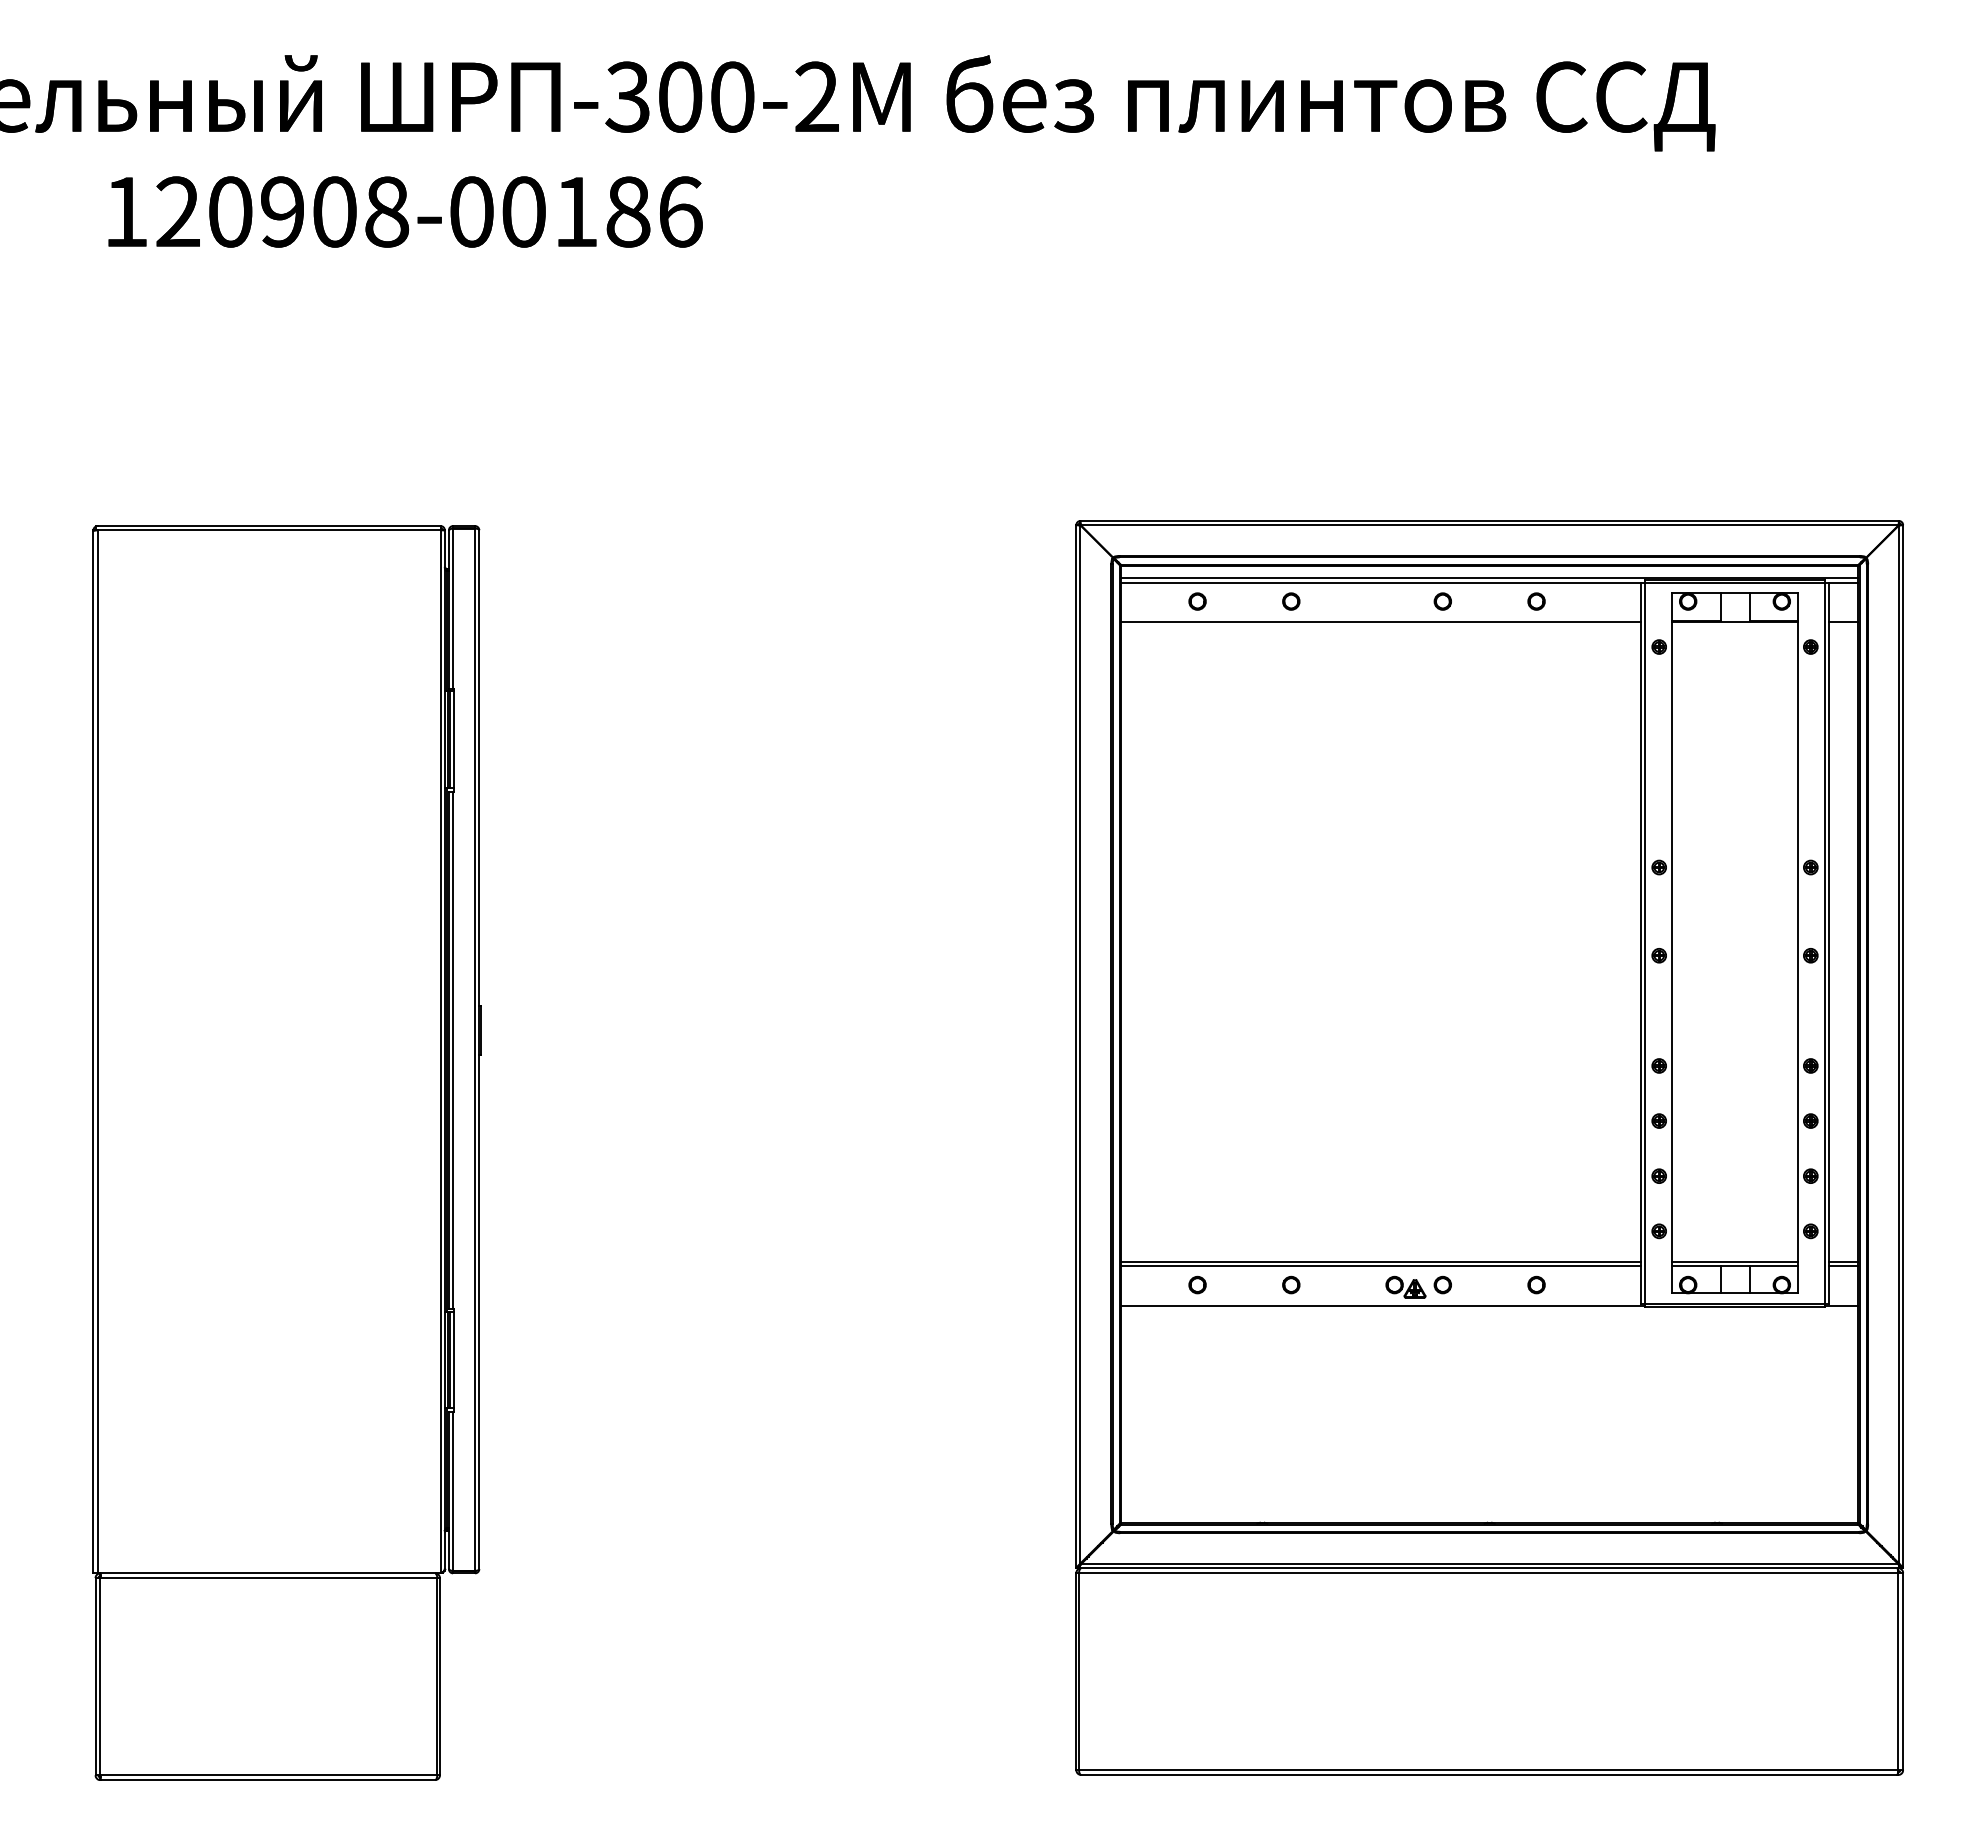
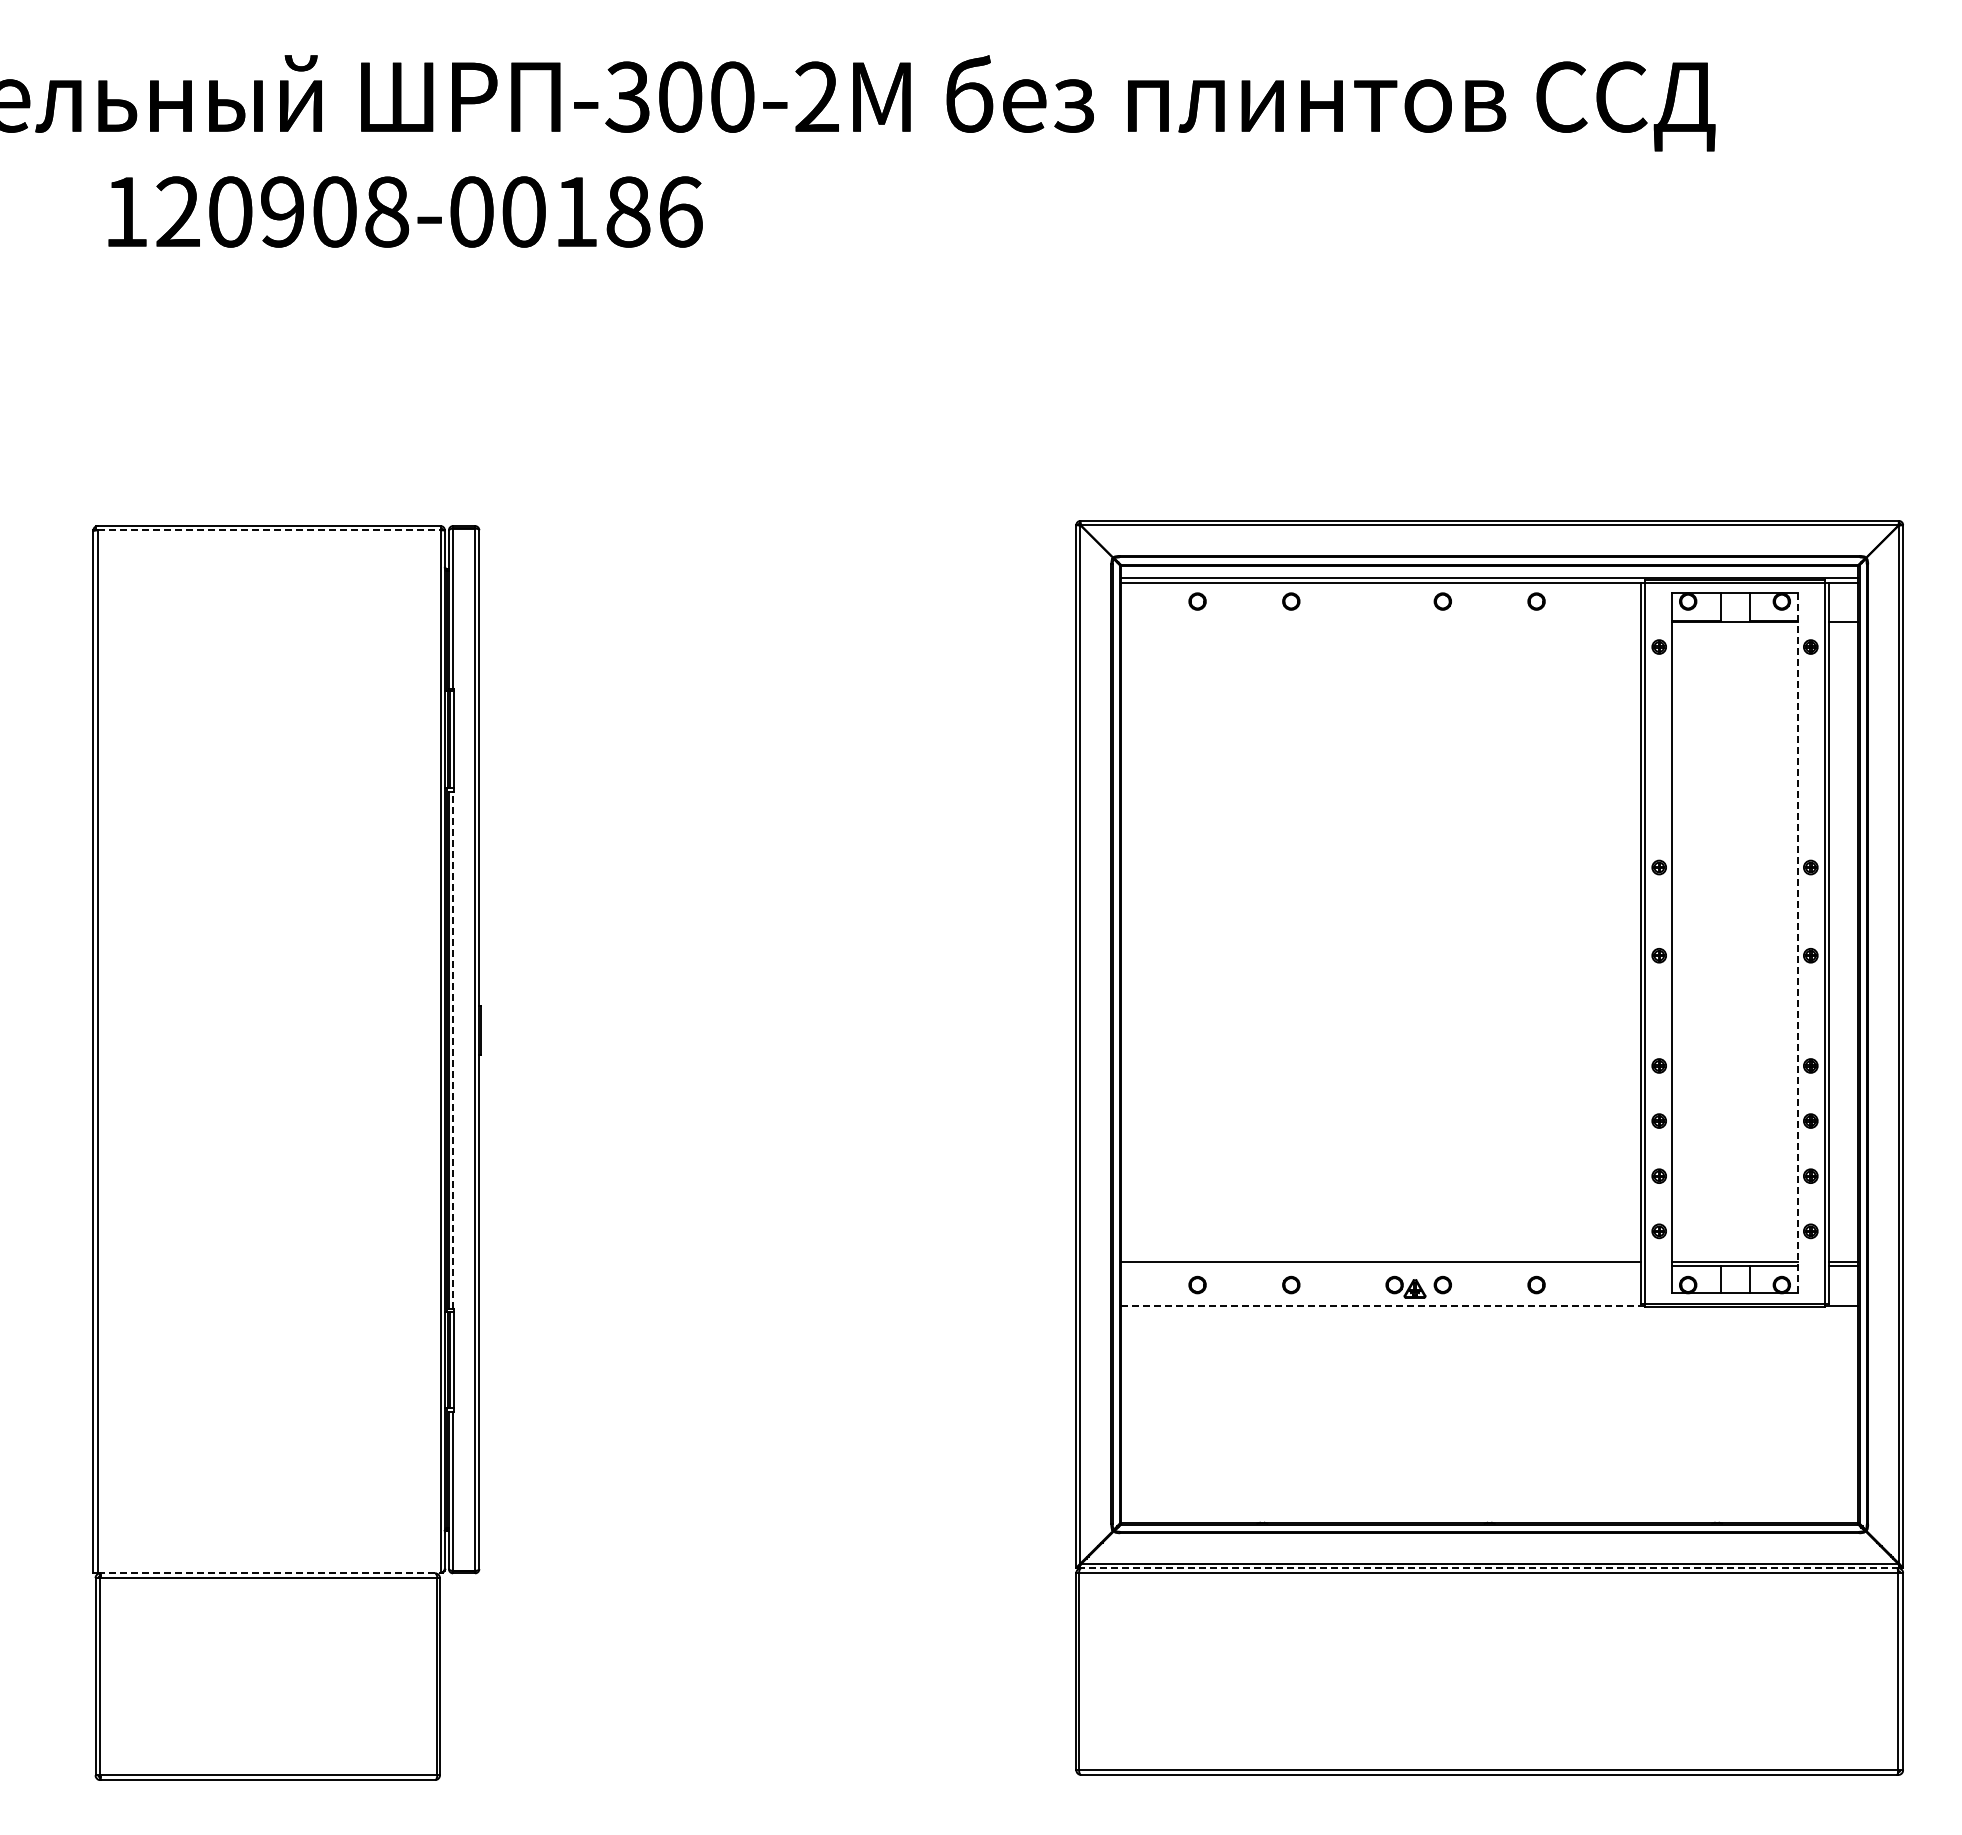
line: solid -> dashed (269, 530)
line: present -> none (1381, 622)
line: solid -> dashed (1797, 942)
line: solid -> dashed (453, 1049)
line: present -> none (1381, 1266)
line: solid -> dashed (1382, 1305)
line: solid -> dashed (1489, 1568)
line: solid -> dashed (269, 1573)
